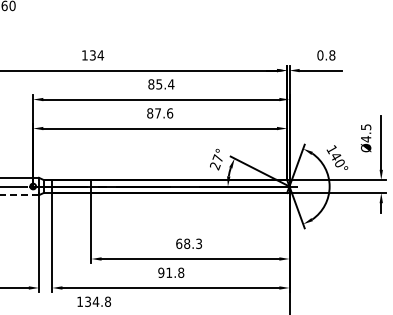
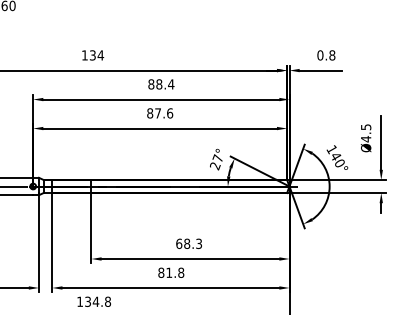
text: 85.4 -> 88.4 (159, 84)
line: dashed -> solid (17, 195)
text: 91.8 -> 81.8 (161, 272)
